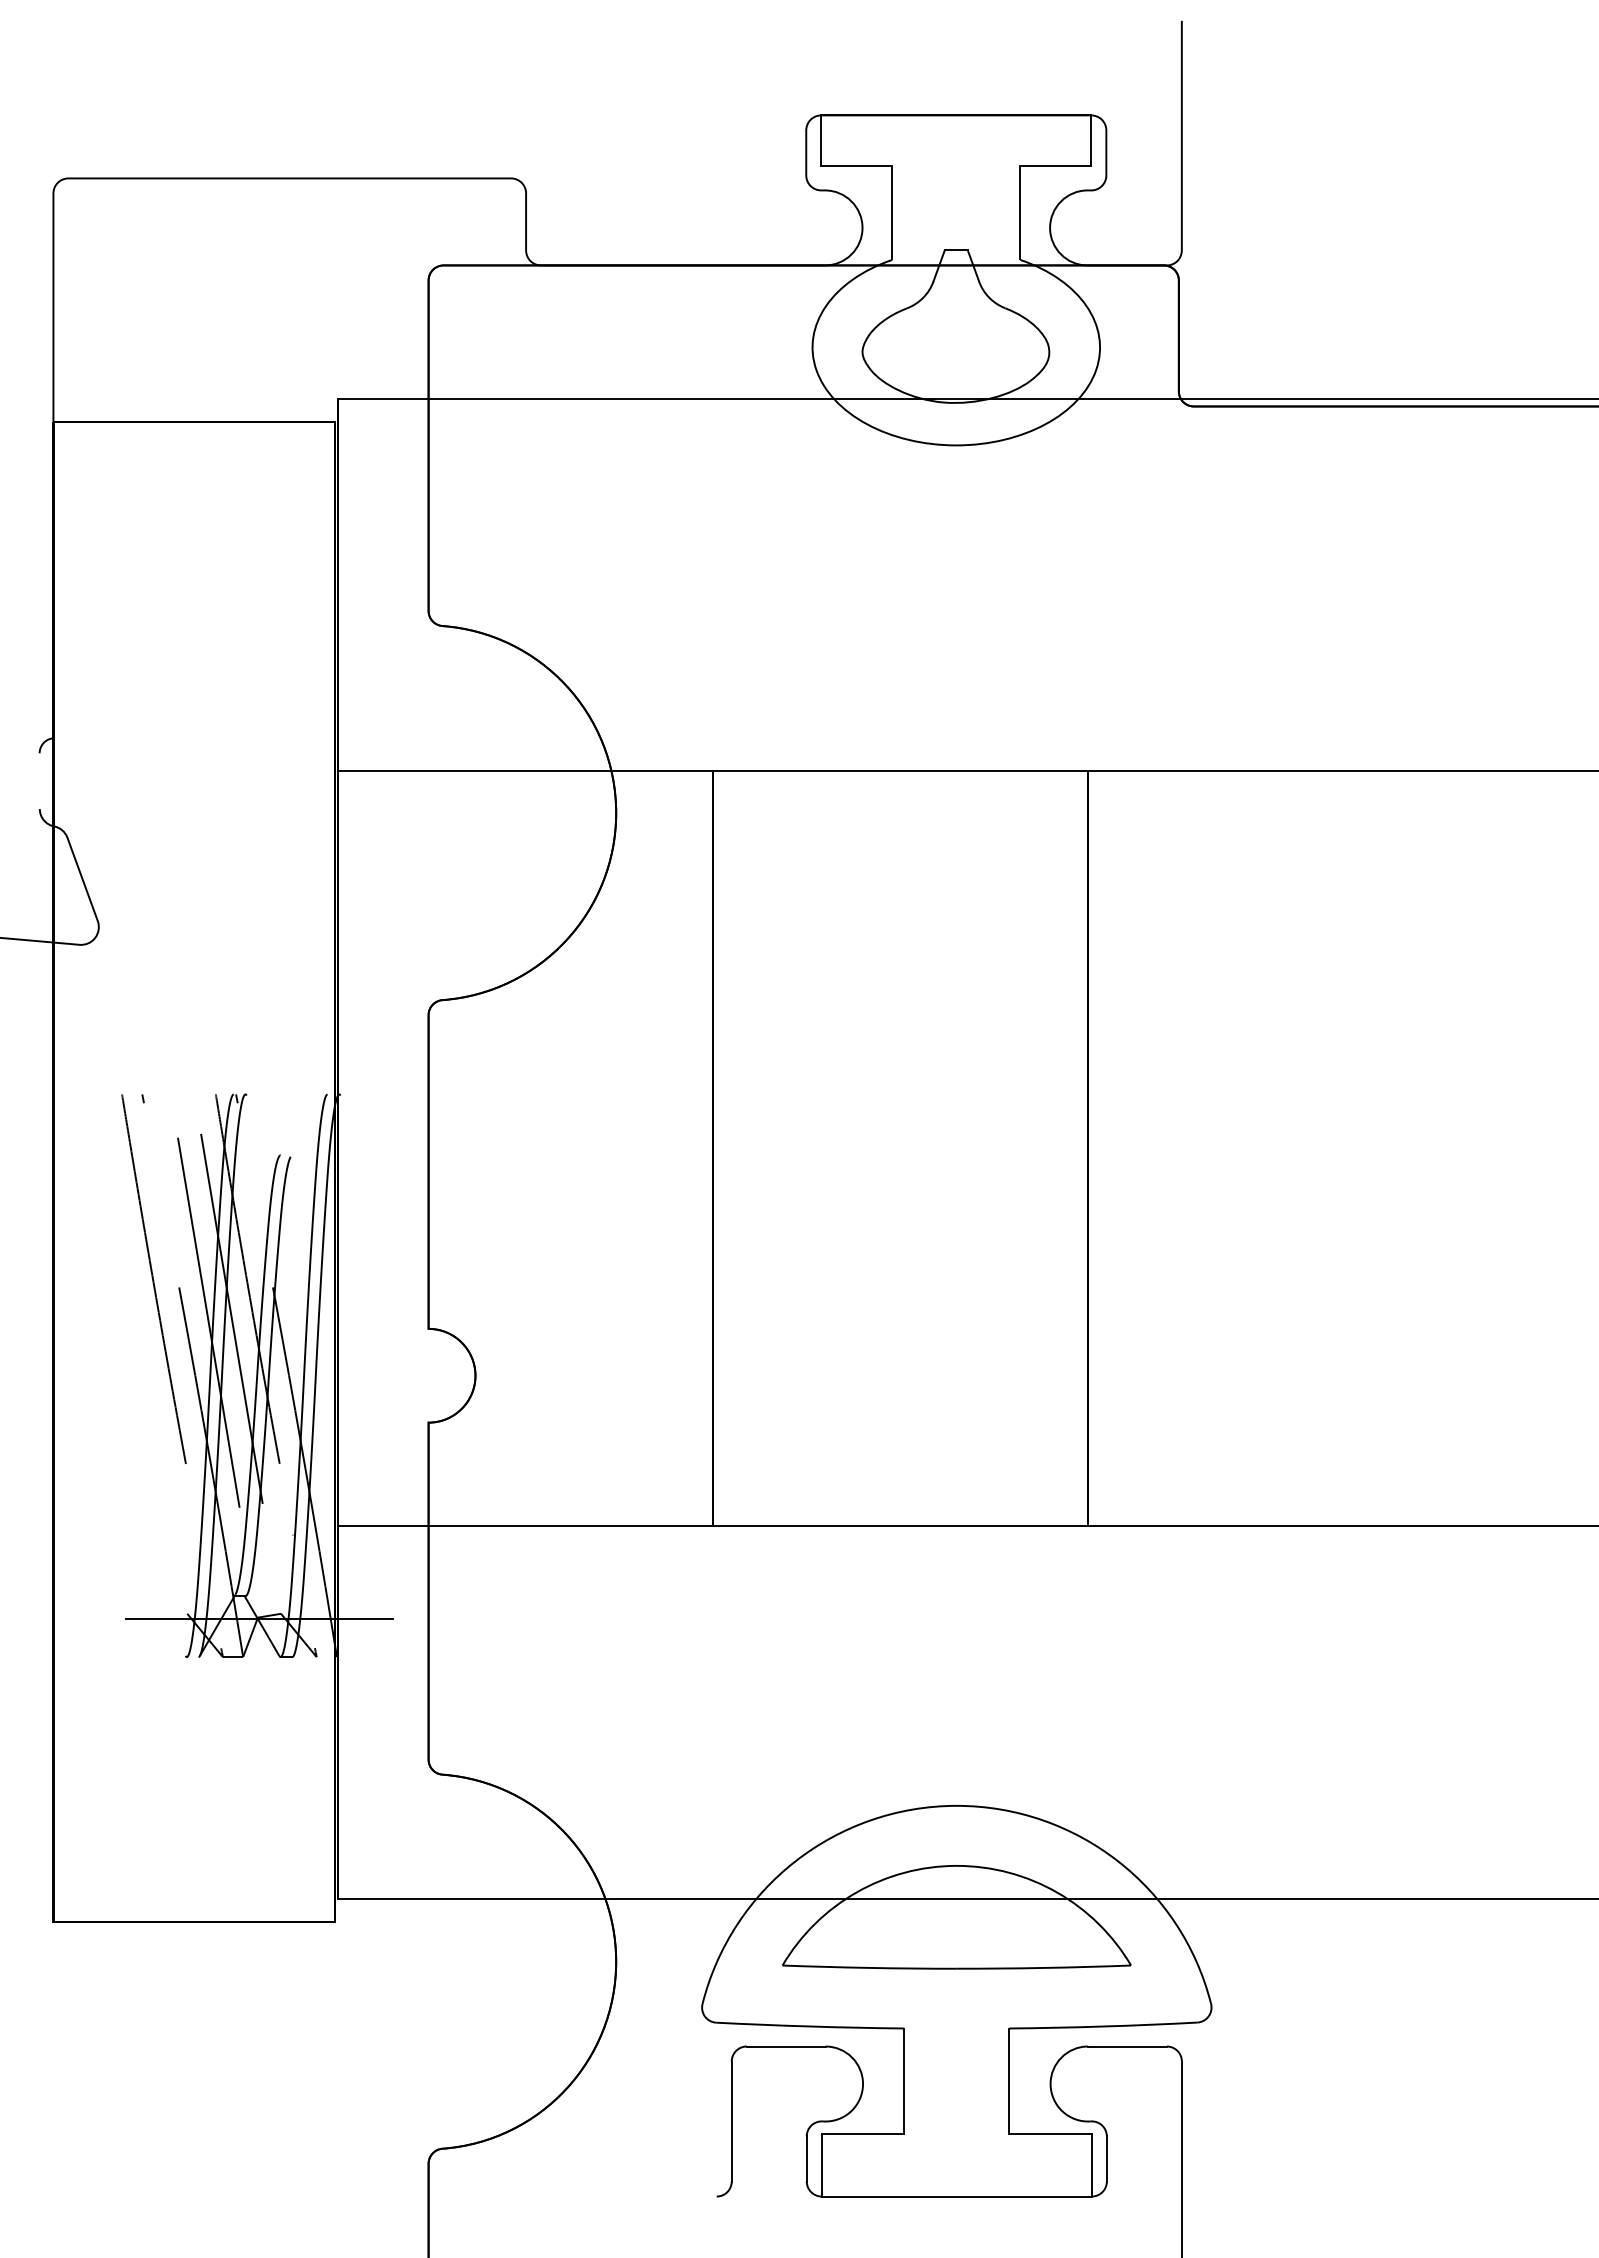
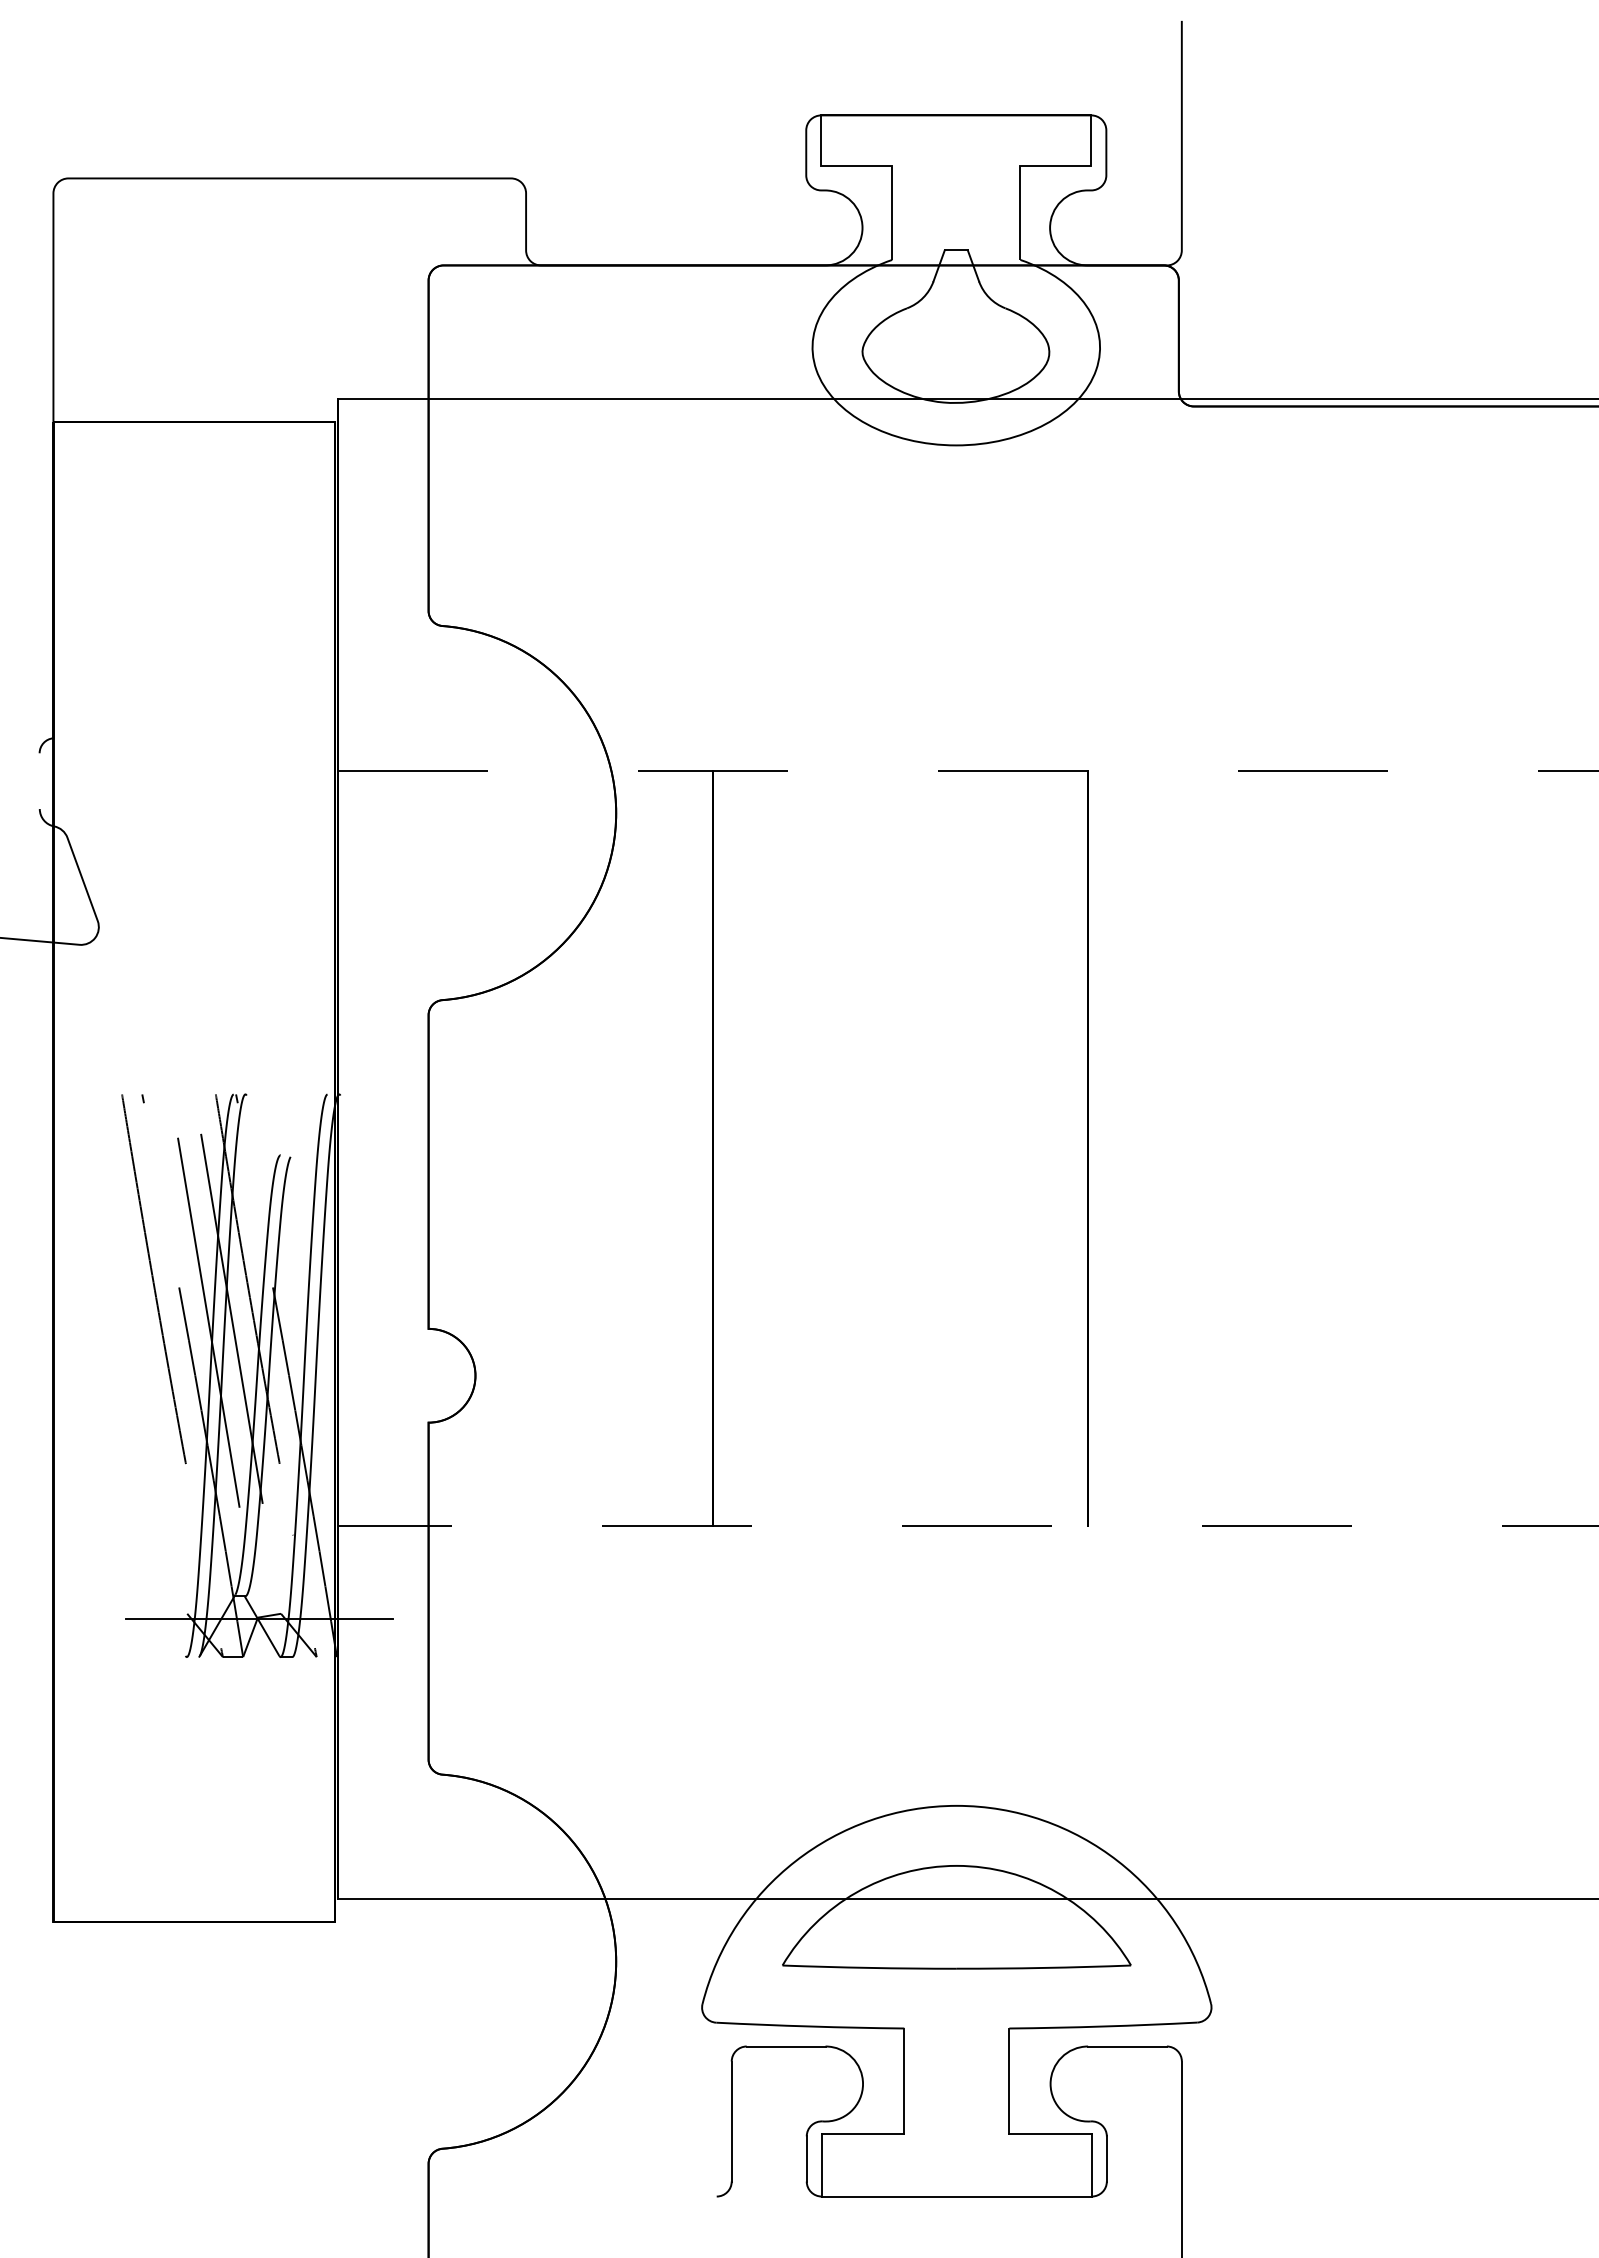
line: solid -> dashed (968, 770)
line: solid -> dashed (967, 1525)
